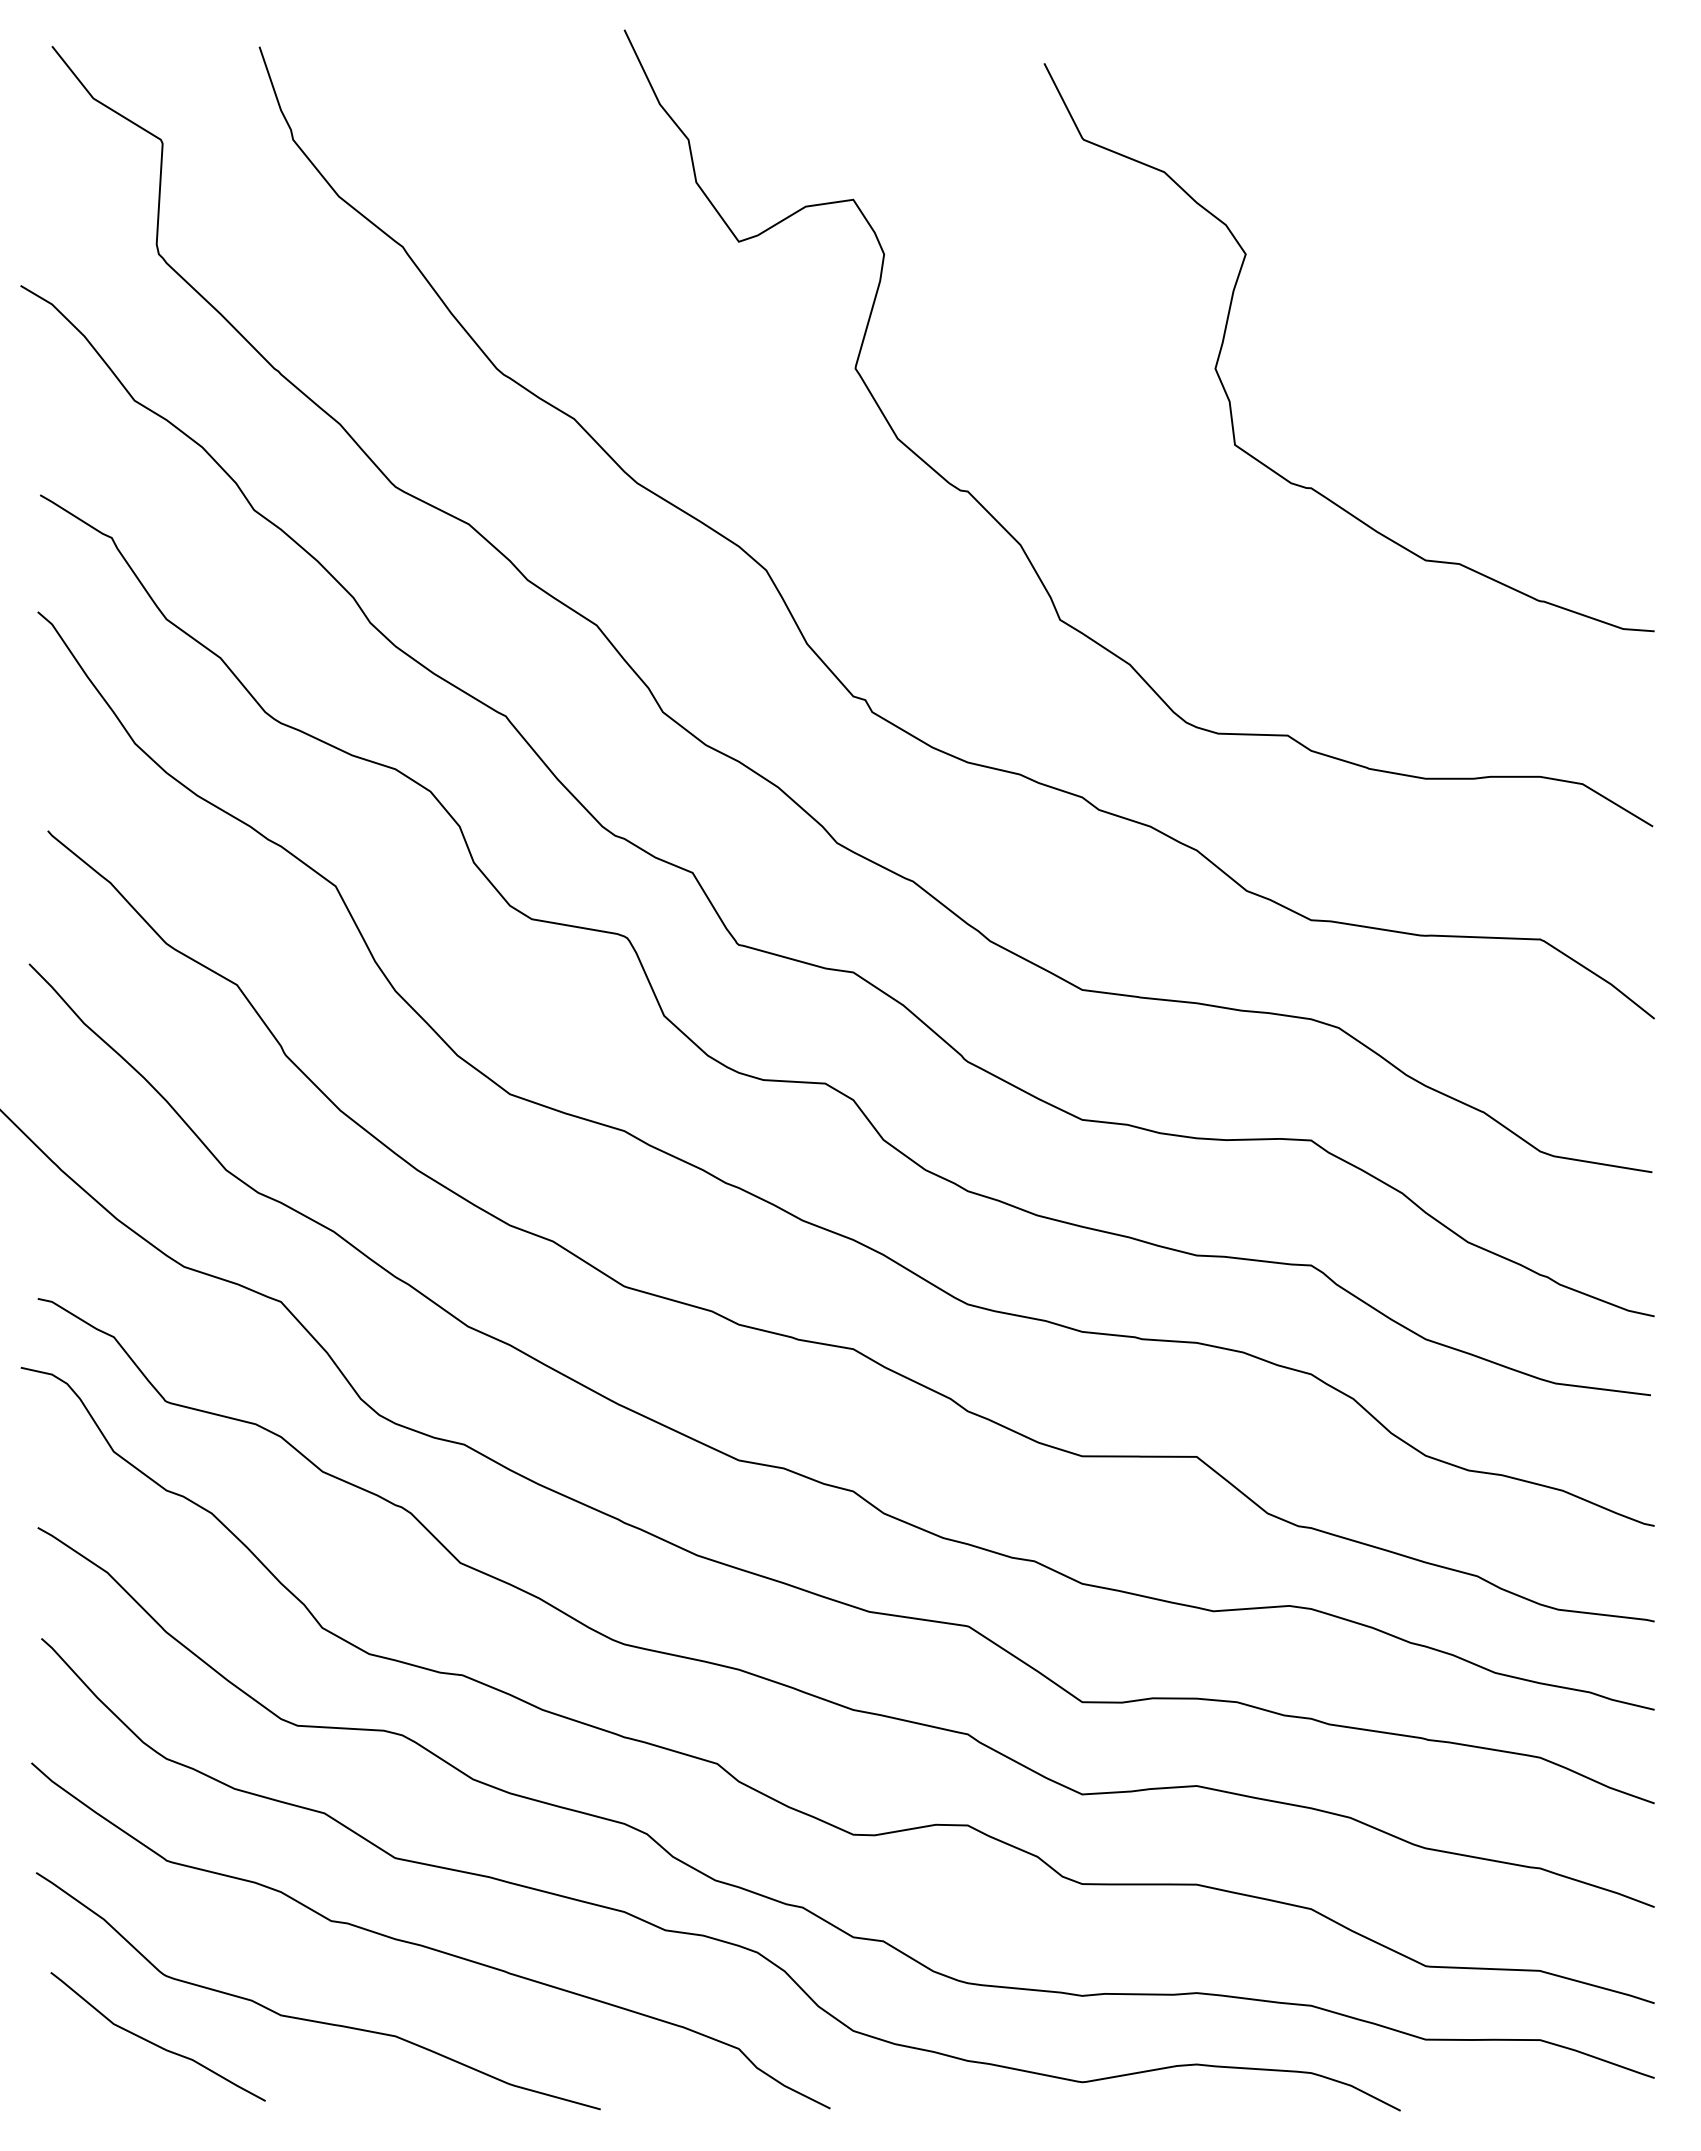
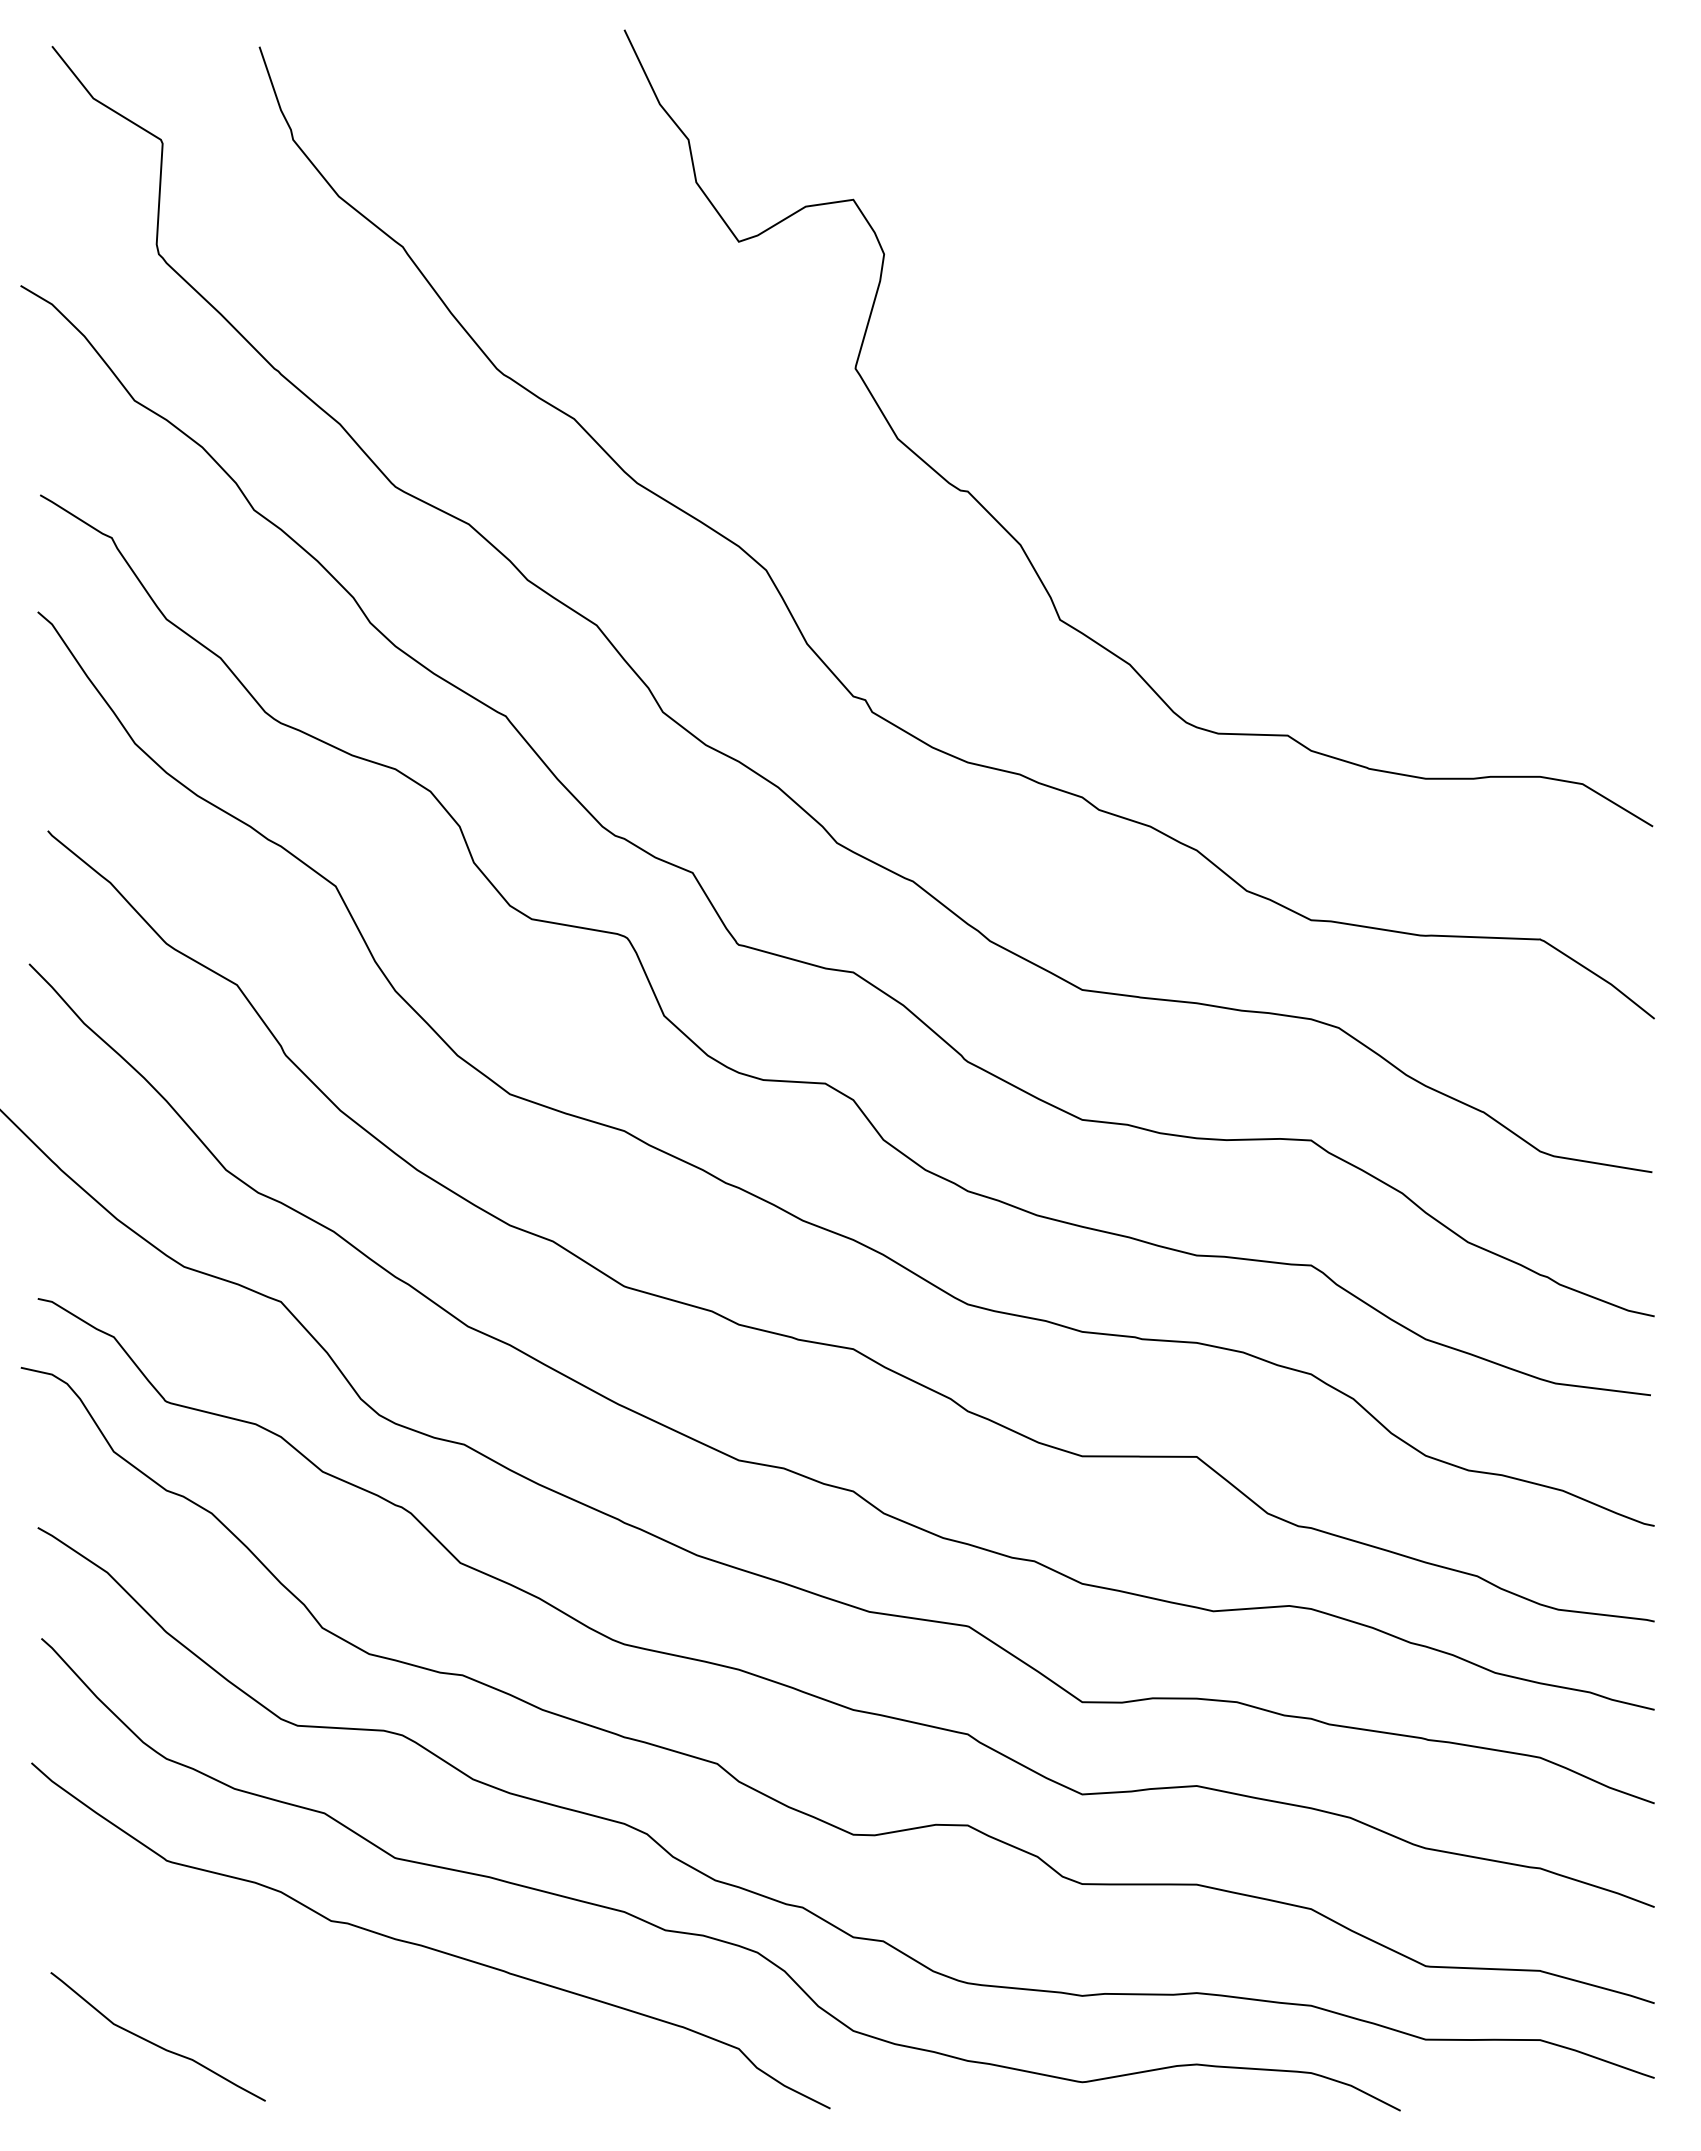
curve: present -> none (1228, 321)
curve: present -> none (311, 2019)
